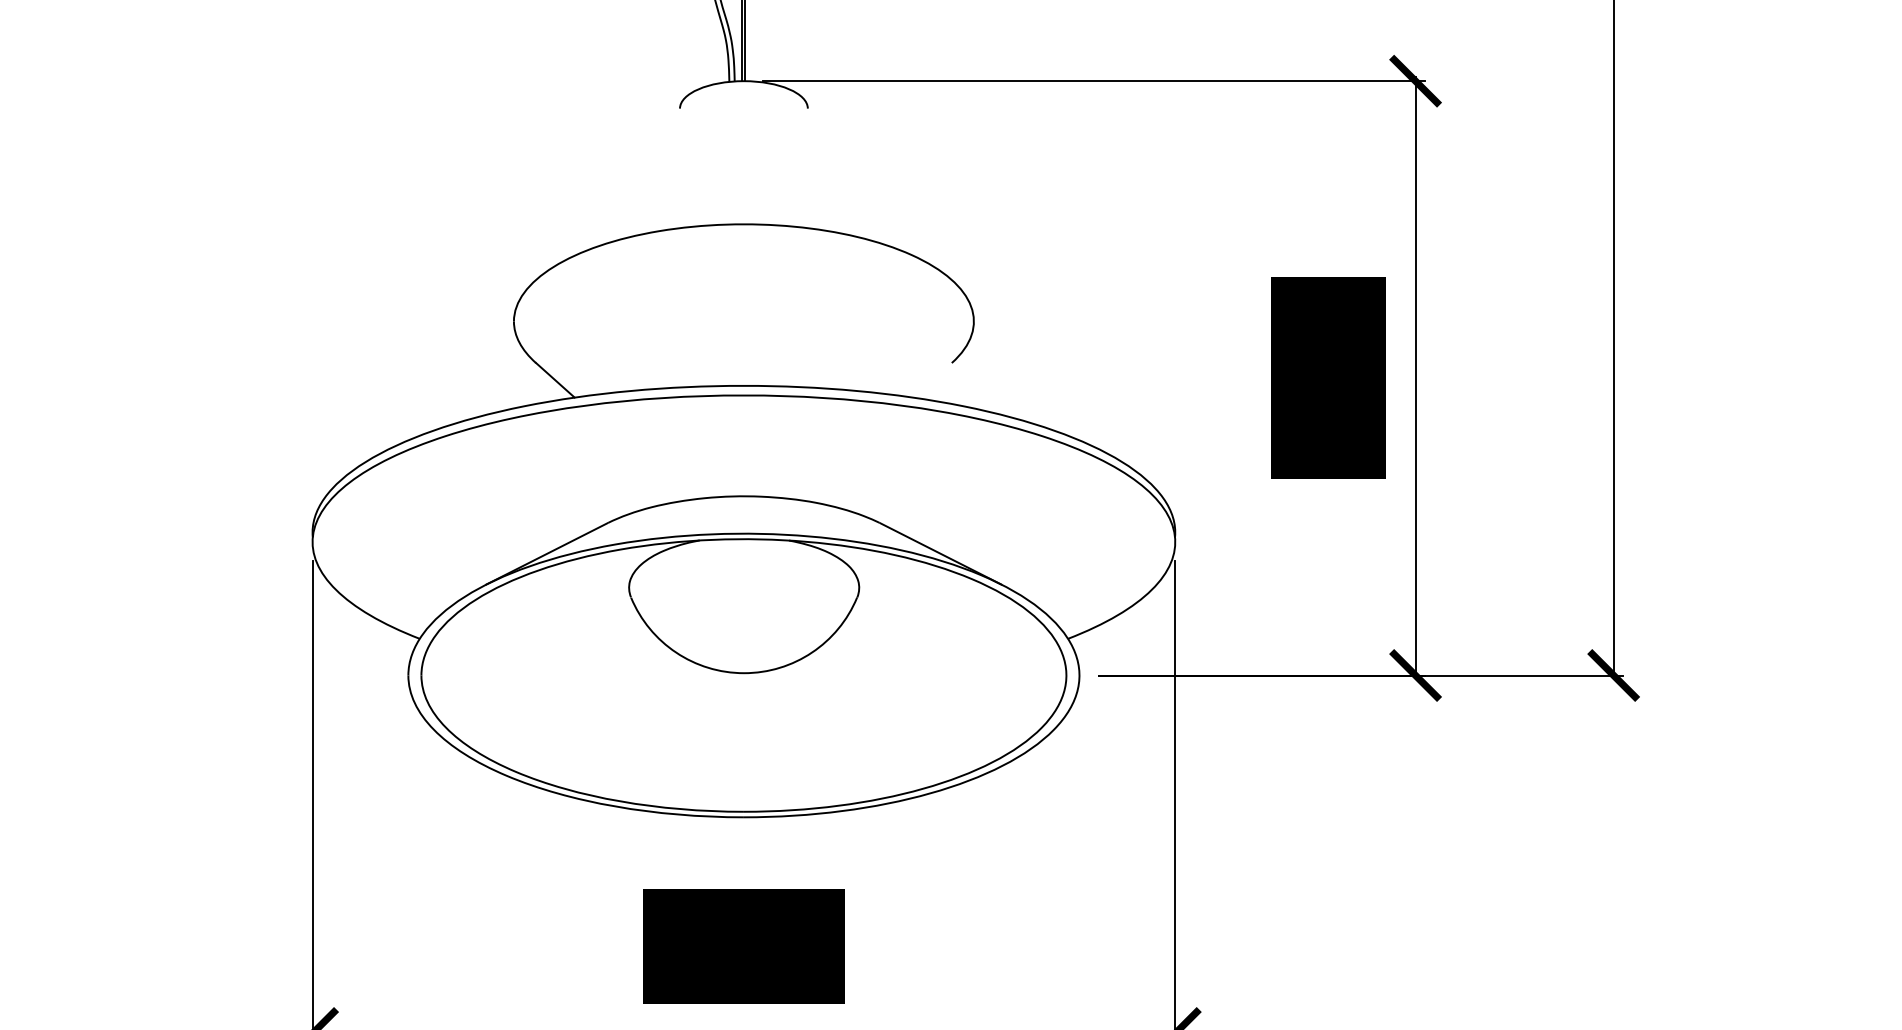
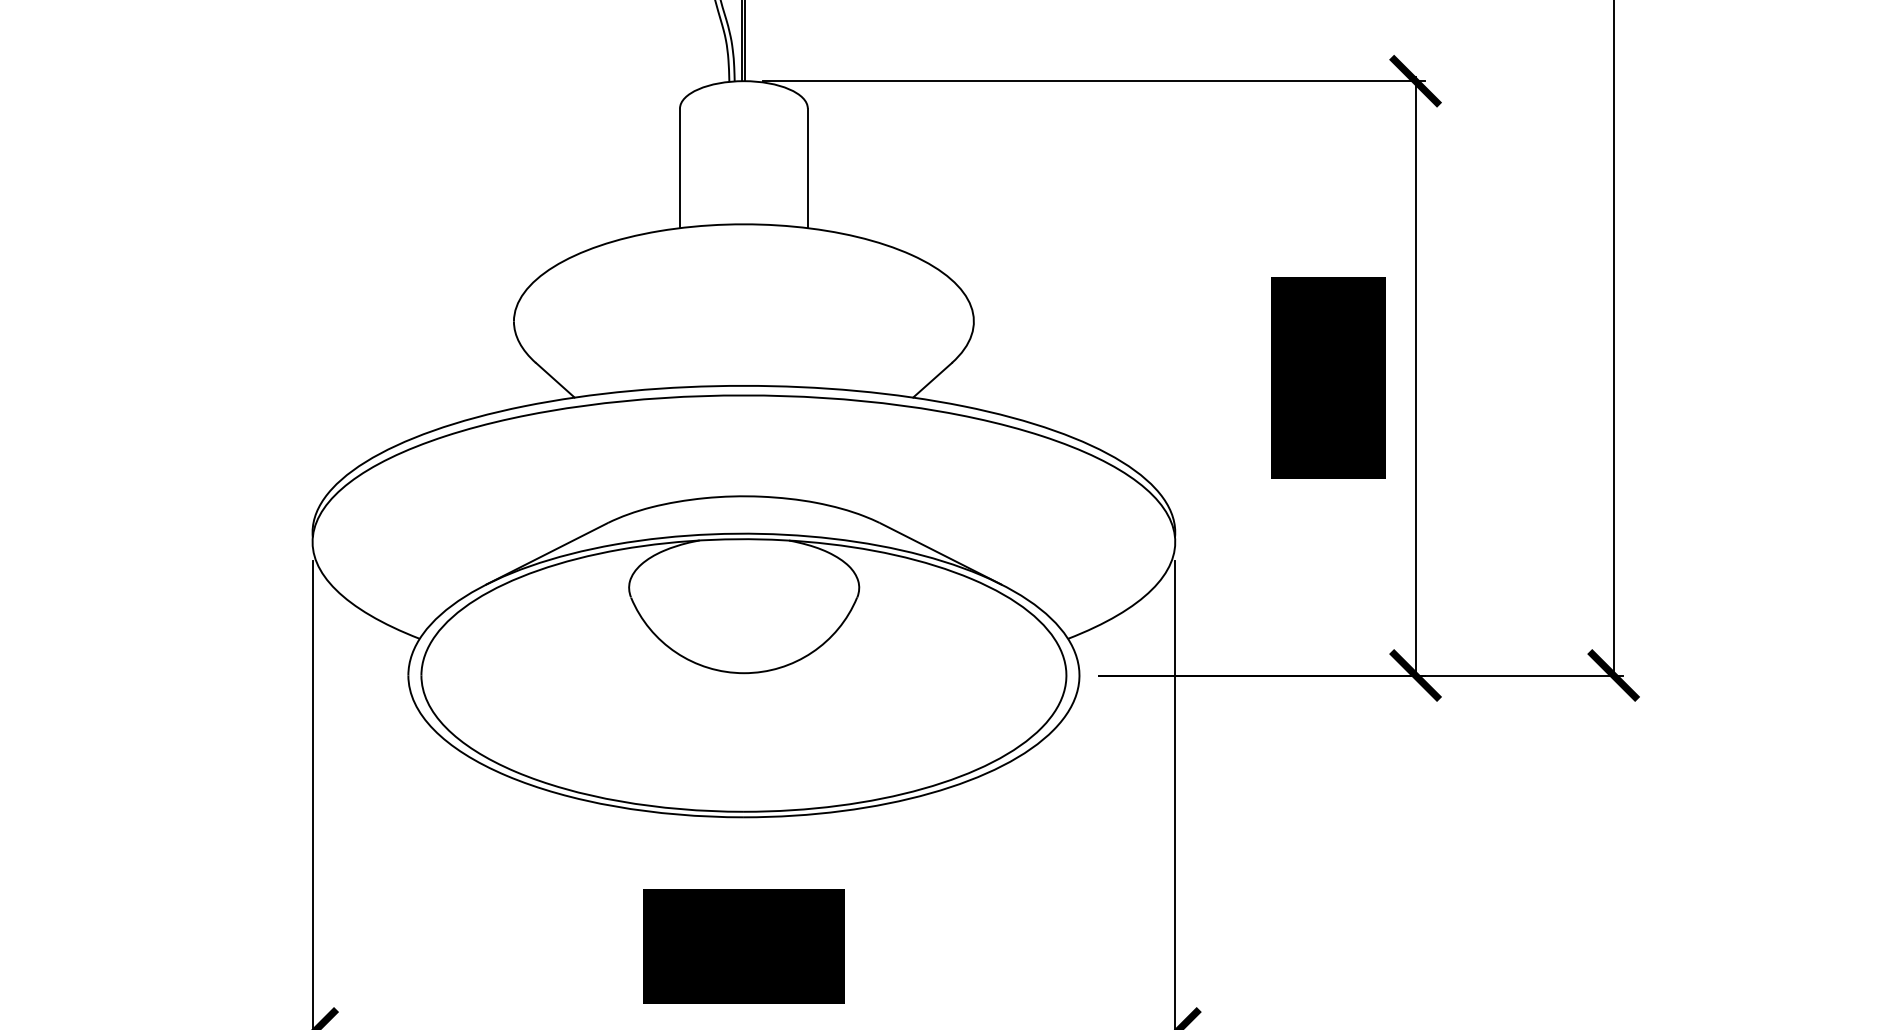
line: none -> present (680, 168)
line: none -> present (807, 168)
line: none -> present (932, 379)
